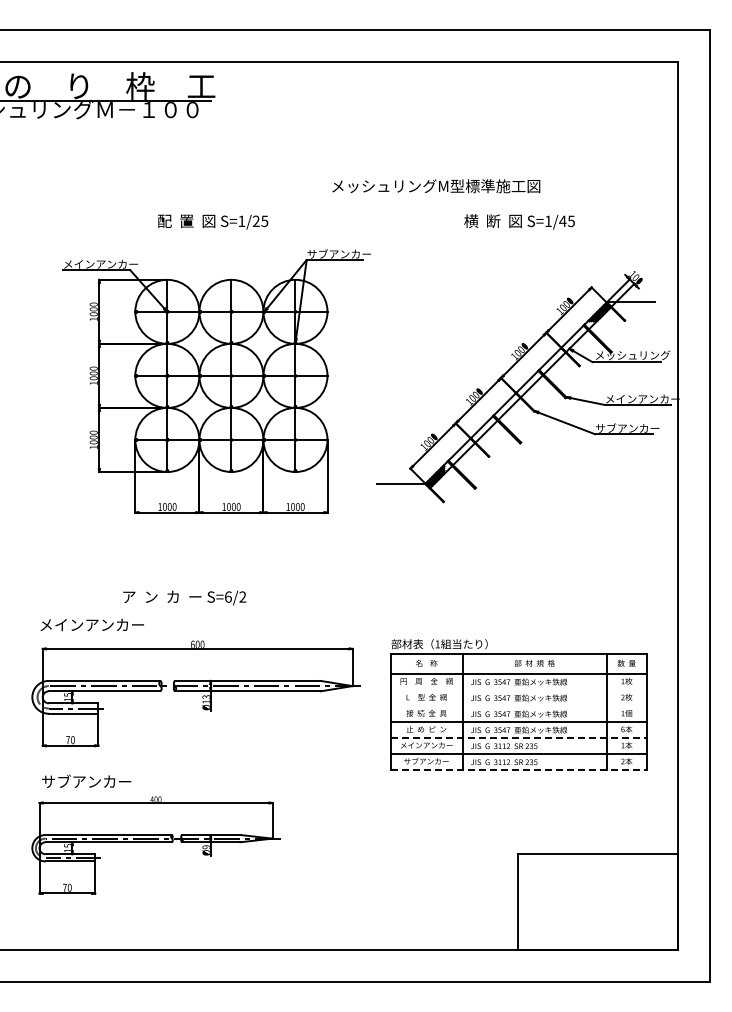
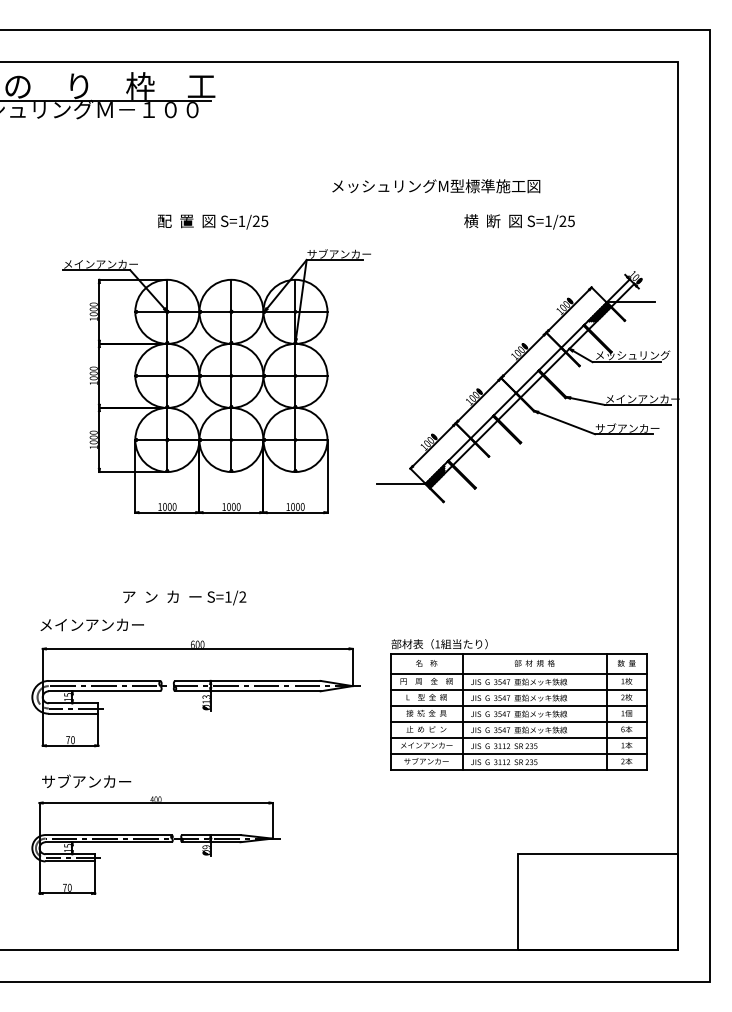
text: S=1/45 -> S=1/25 (562, 220)
text: S=6/2 -> S=1/2 (228, 596)
line: none -> present (518, 690)
line: none -> present (518, 706)
line: dashed -> solid (519, 738)
line: dashed -> solid (519, 770)
